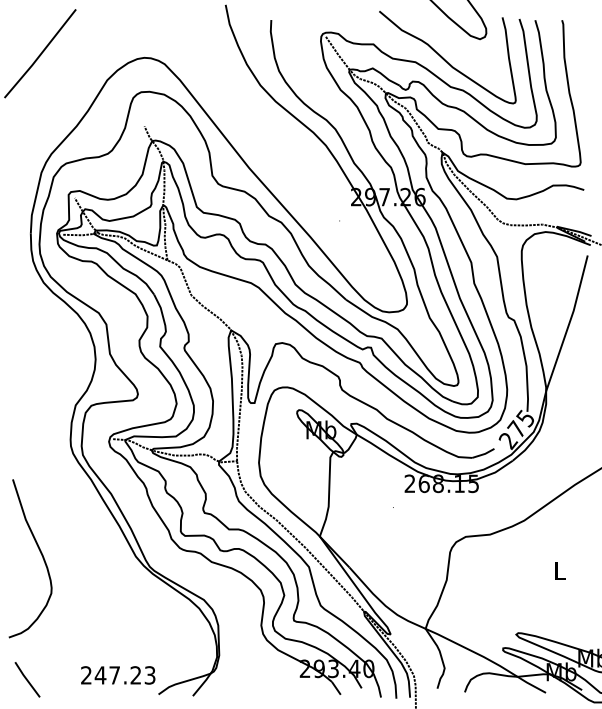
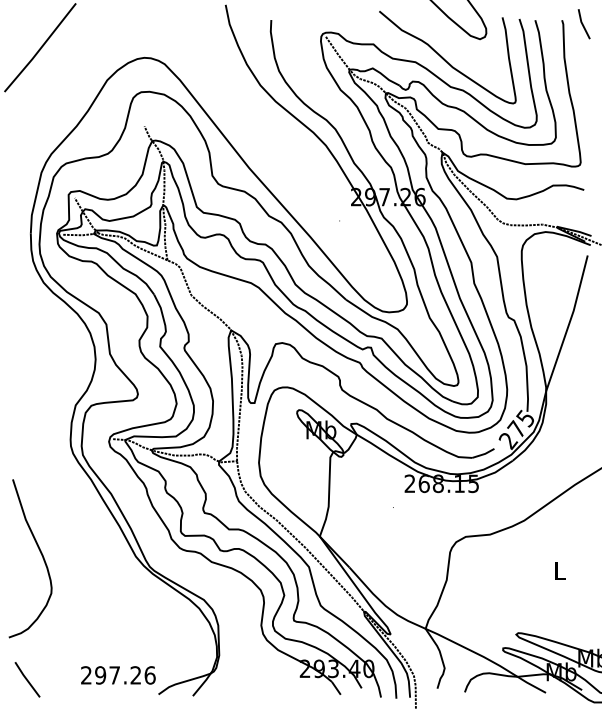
line: none -> present (583, 24)
line position: (40, 53) -> (40, 47) (40, 47)
text: 247.23 -> 297.26 (124, 675)
